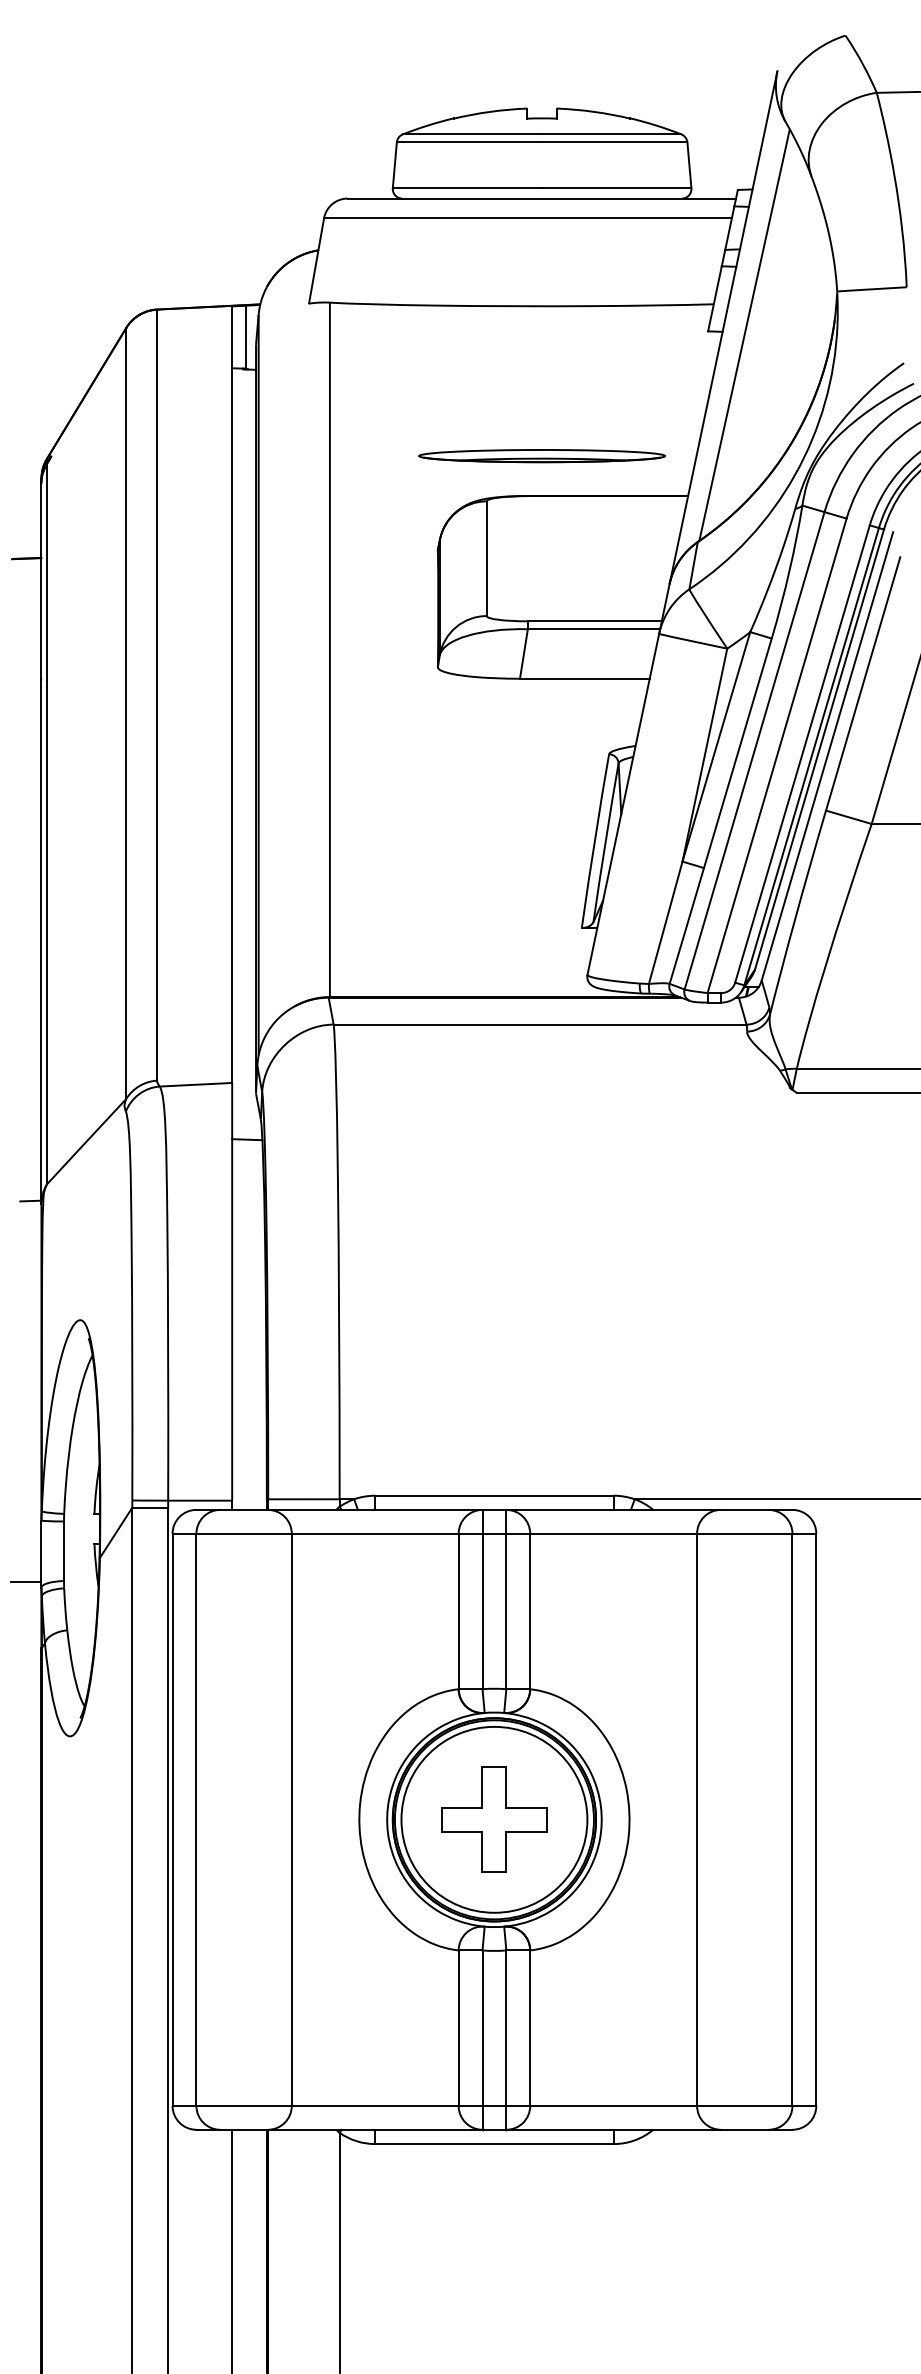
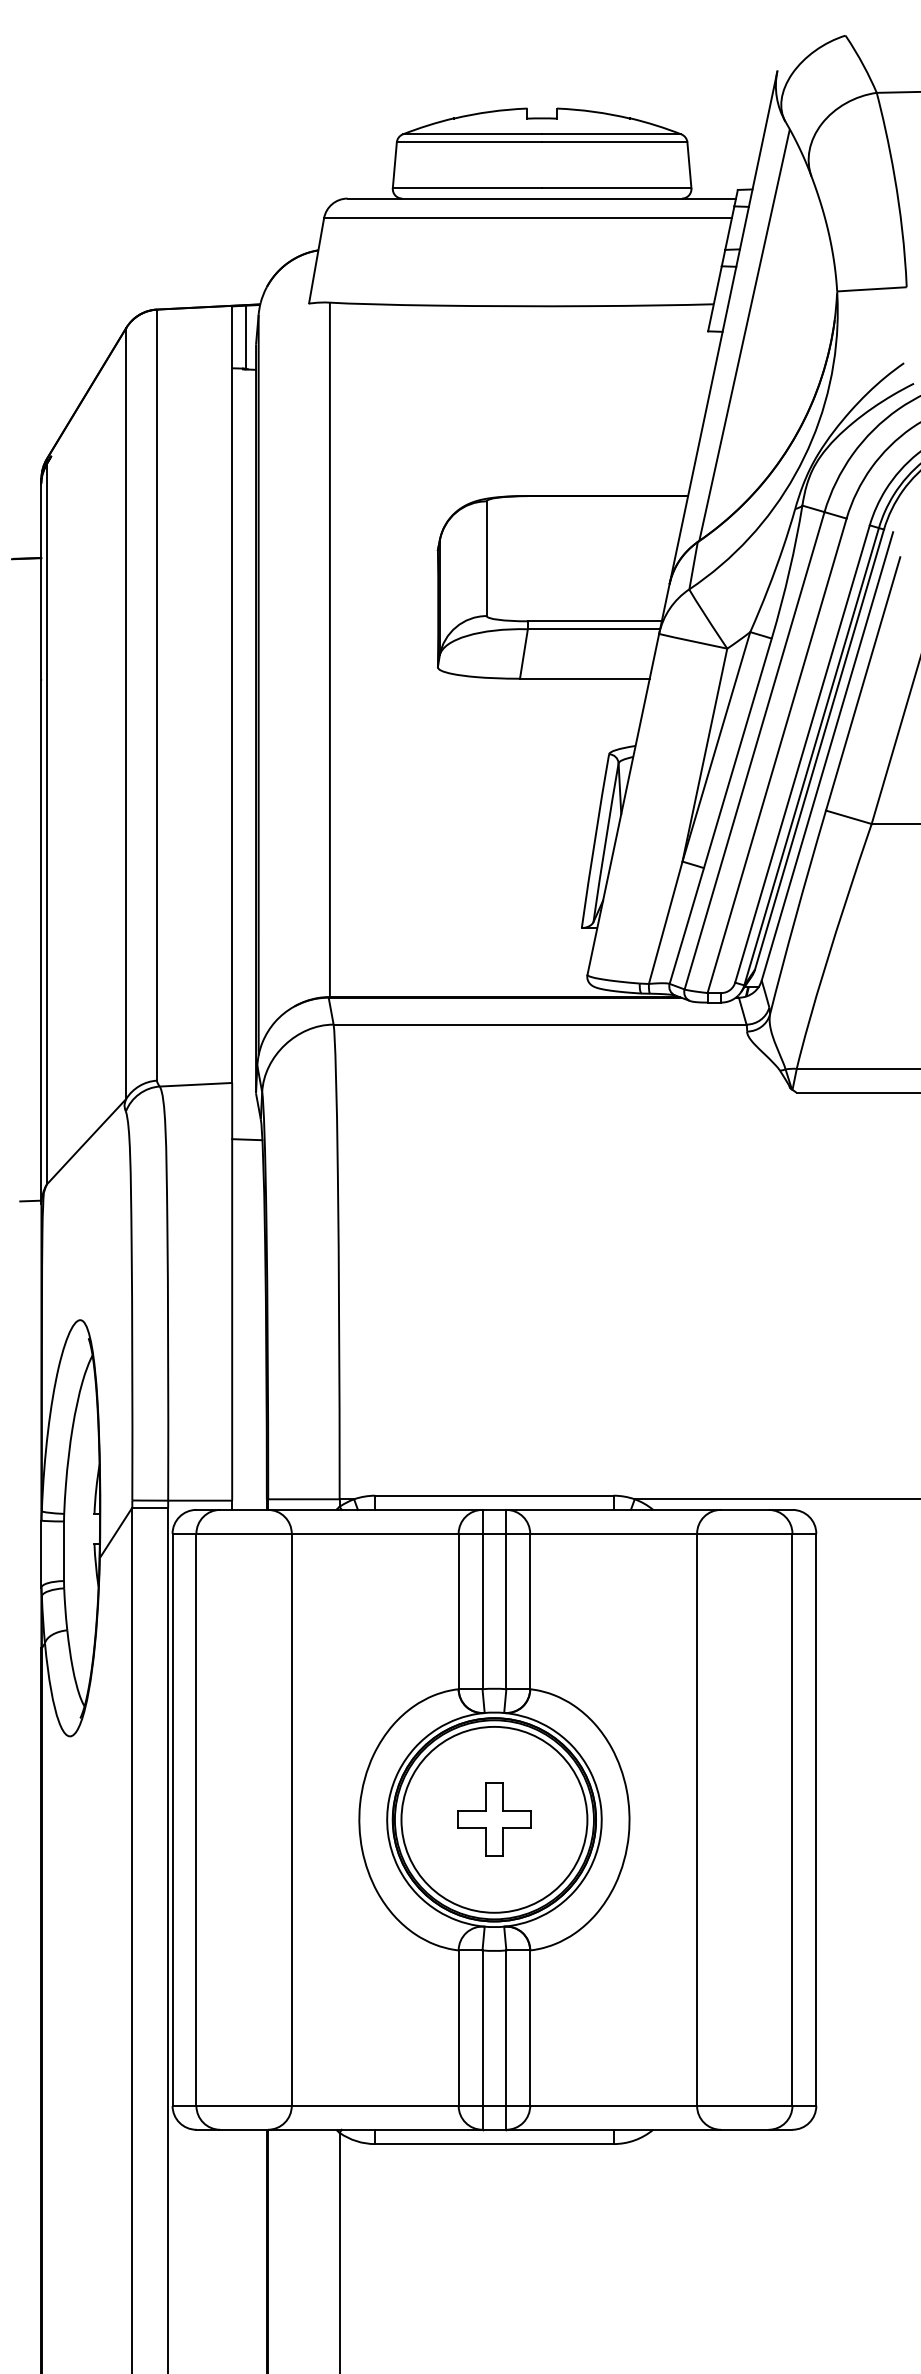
part: present -> none (542, 456)
line: present -> none (25, 1582)
part size: 107x107 px -> 75x75 px (494, 1819)
line: present -> none (232, 2249)
